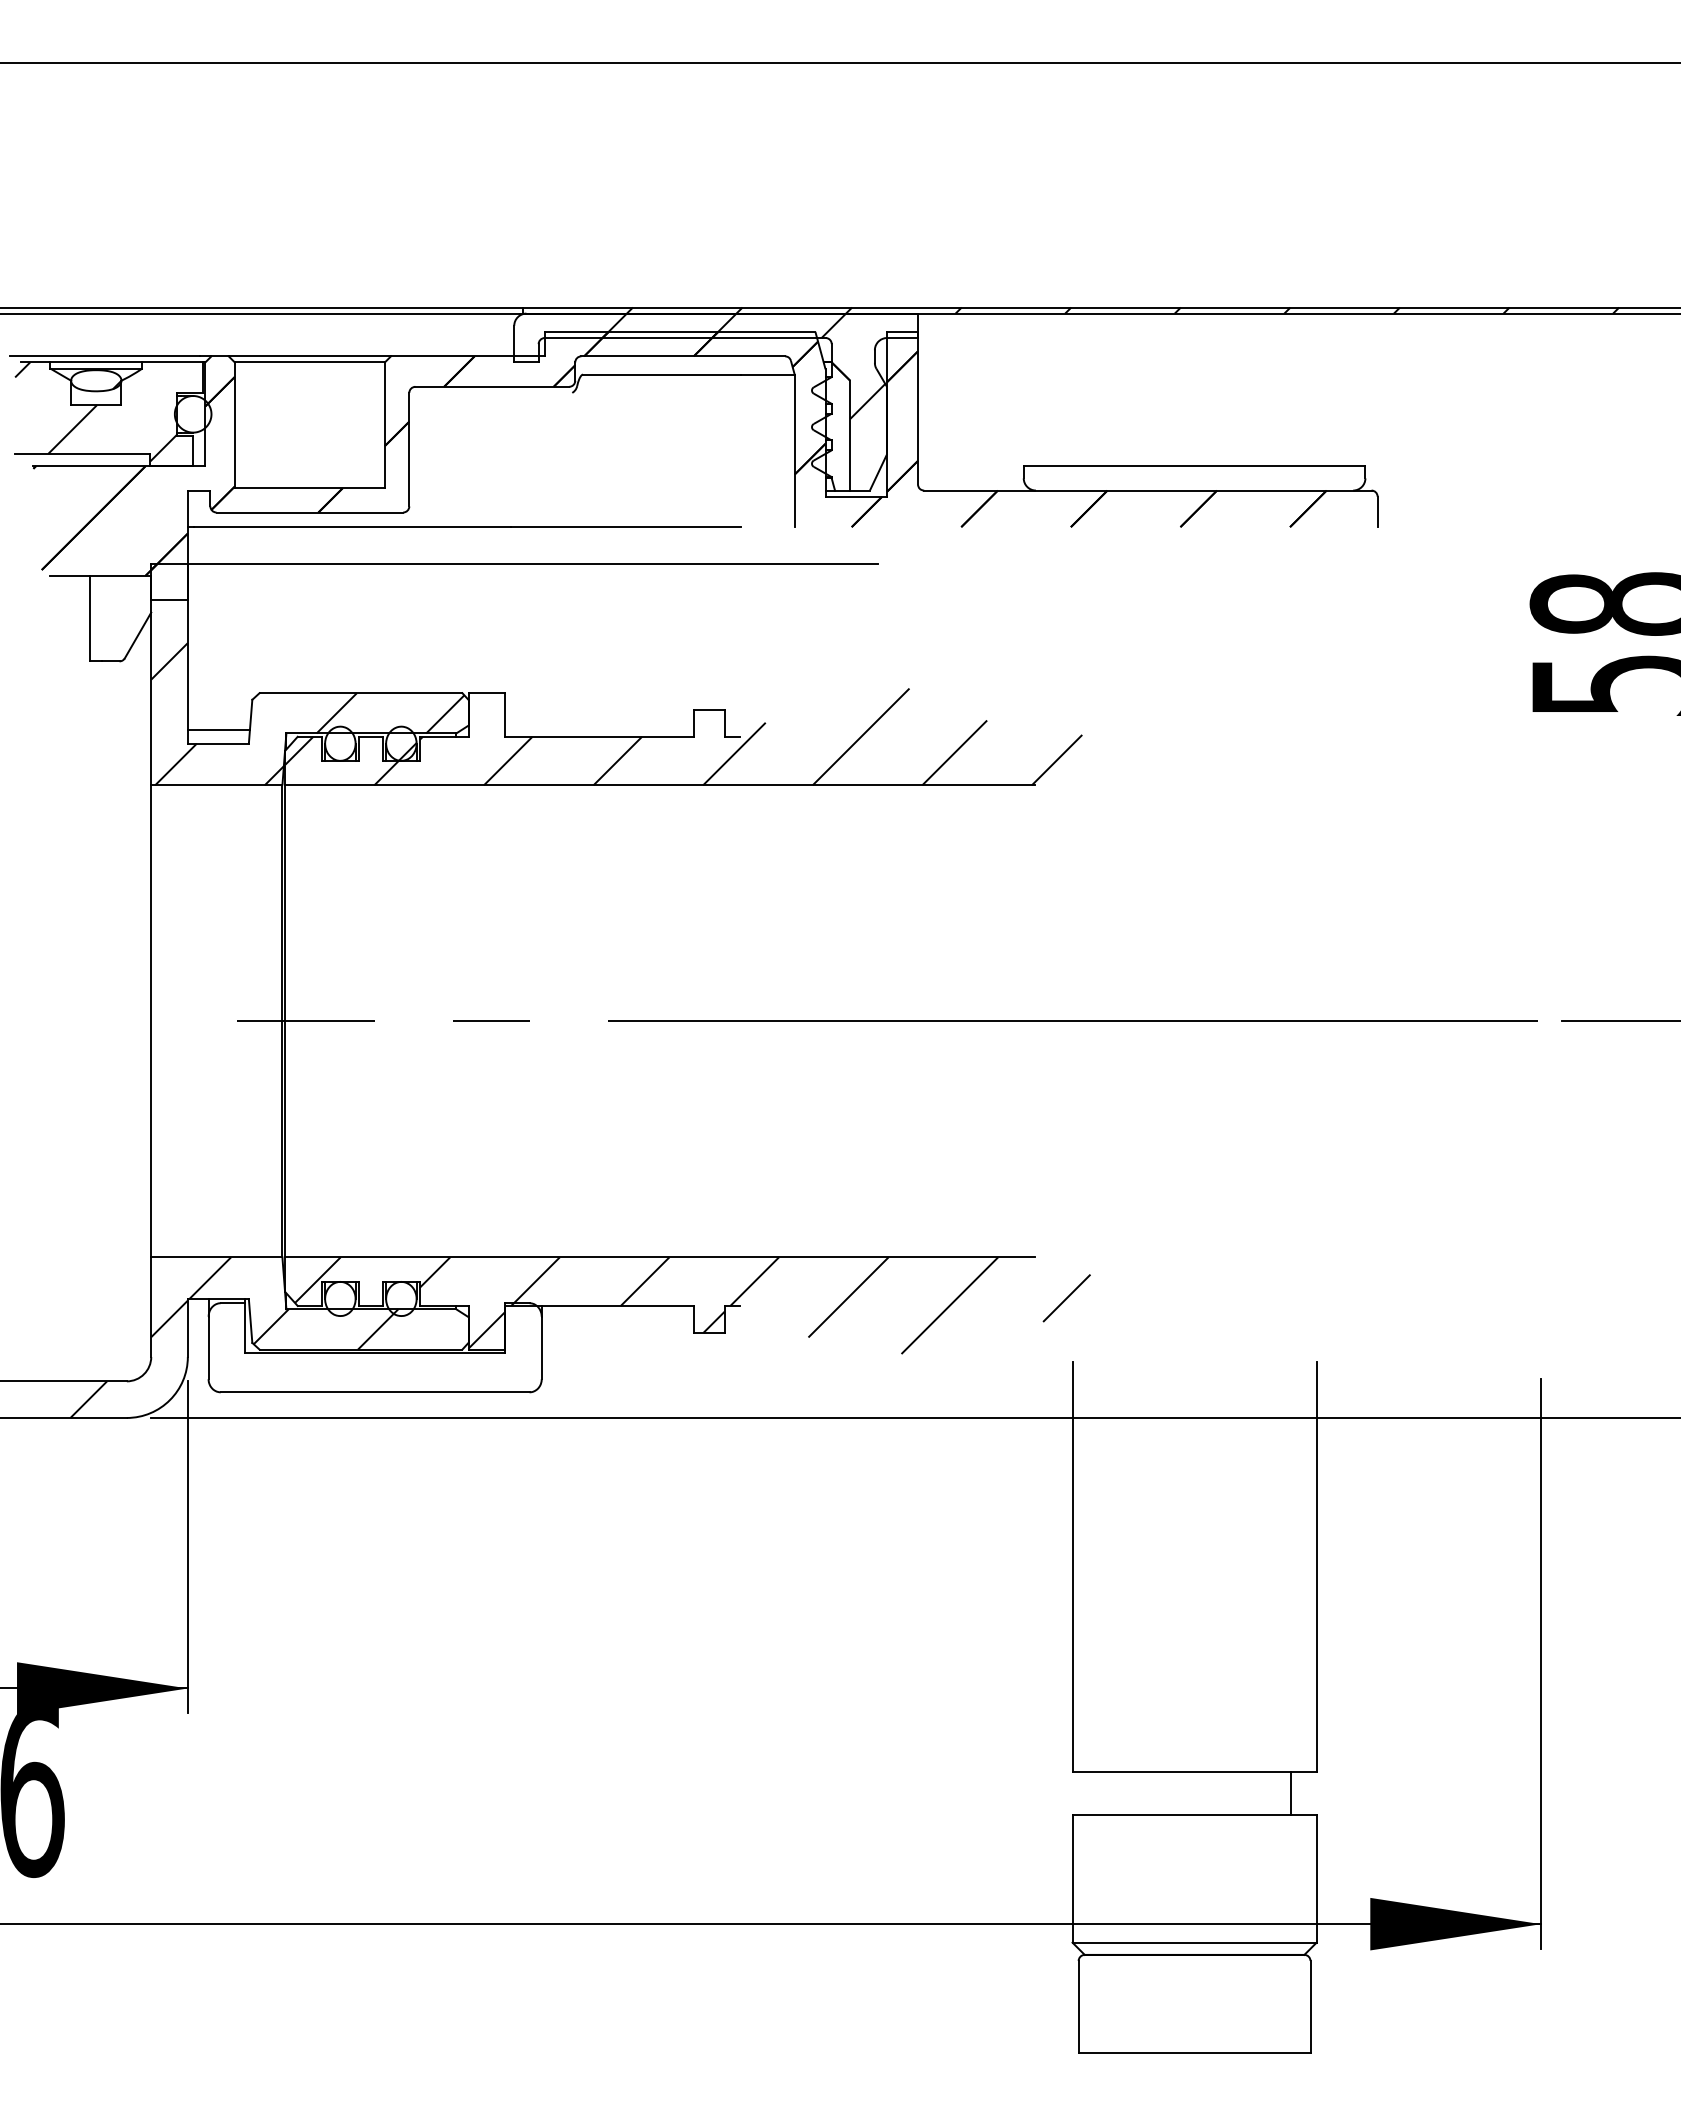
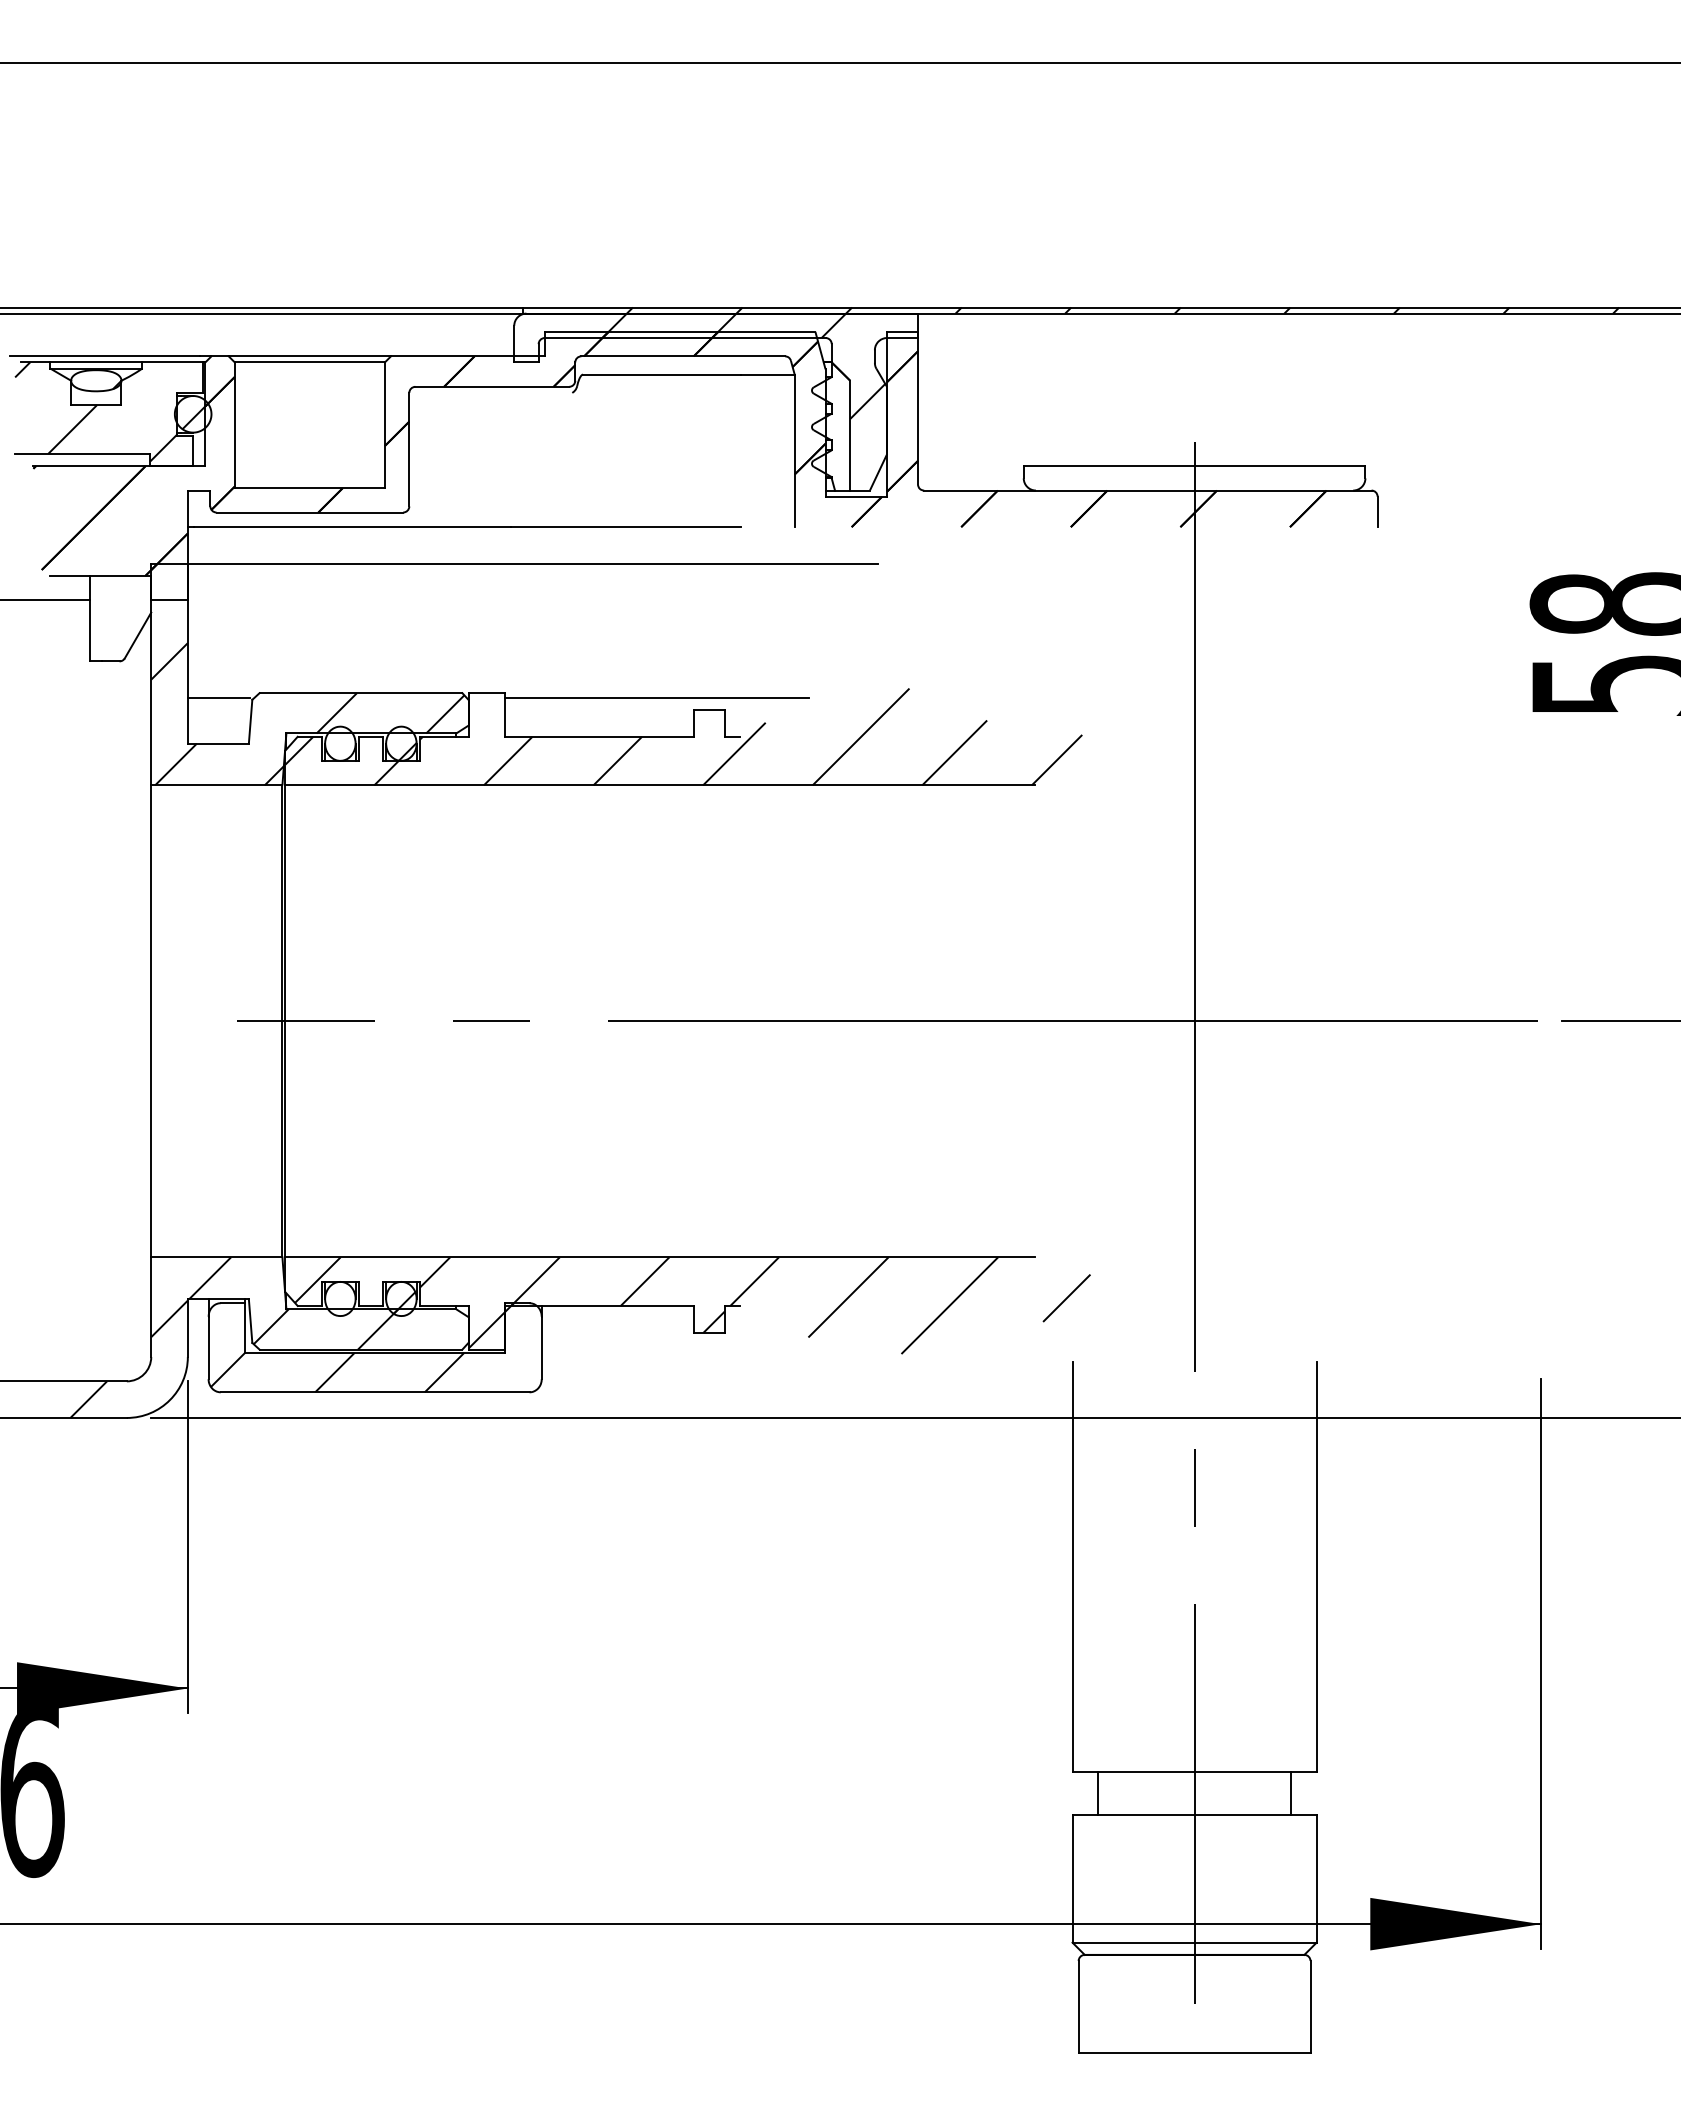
hatch: none -> present (195, 416)
line: none -> present (46, 600)
line: none -> present (656, 698)
line position: (218, 730) -> (218, 698) (218, 698)
line: none -> present (1194, 1222)
hatch: none -> present (404, 1302)
hatch: none -> present (361, 1347)
line: none -> present (1098, 1792)
